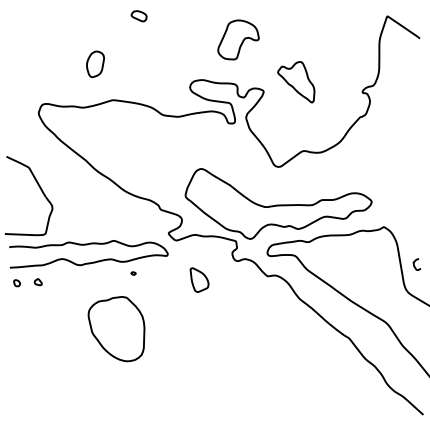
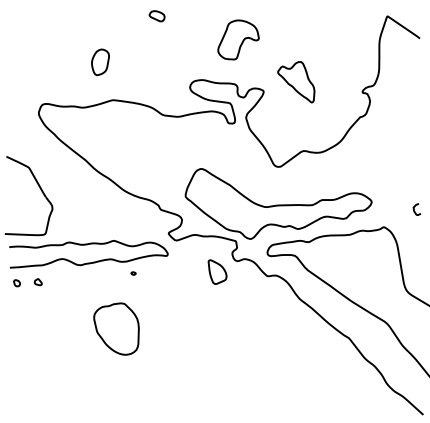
part position: (138, 16) -> (156, 16) (156, 16)
part position: (95, 63) -> (100, 61) (100, 61)
curve position: (414, 264) -> (414, 209) (414, 209)
part position: (199, 279) -> (217, 271) (217, 271)
part size: 59x67 px -> 47x54 px (116, 328)
